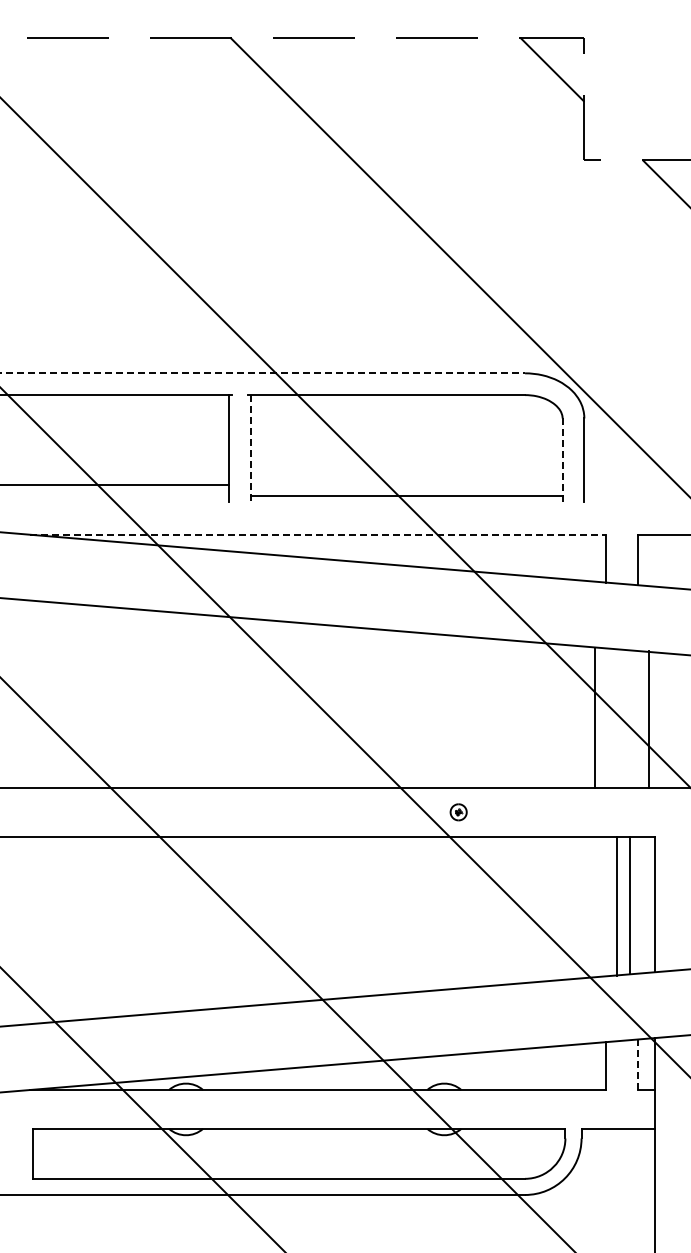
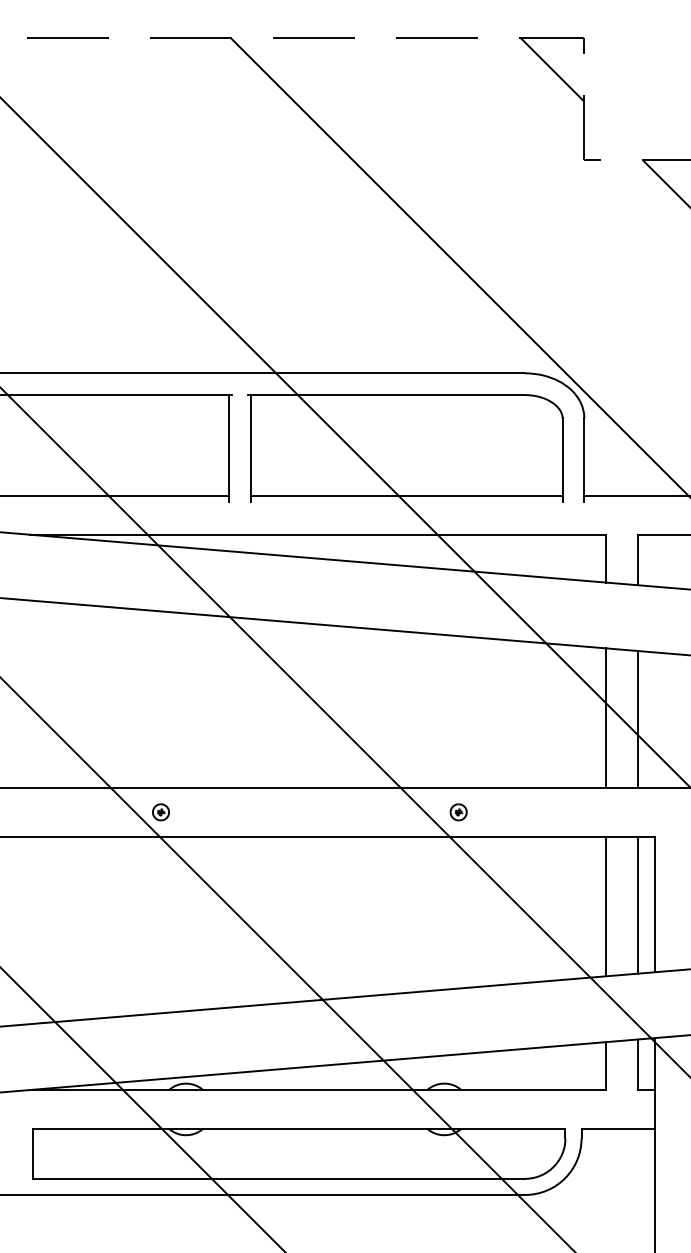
line: dashed -> solid (263, 373)
line: dashed -> solid (250, 448)
line: dashed -> solid (562, 460)
line position: (115, 484) -> (115, 495) (115, 495)
line: none -> present (635, 495)
line: dashed -> solid (318, 534)
line position: (595, 717) -> (606, 717) (606, 717)
line position: (648, 718) -> (637, 718) (637, 718)
part: none -> present (160, 812)
line position: (629, 904) -> (637, 904) (637, 904)
line position: (617, 906) -> (606, 906) (606, 906)
line: dashed -> solid (637, 1064)
